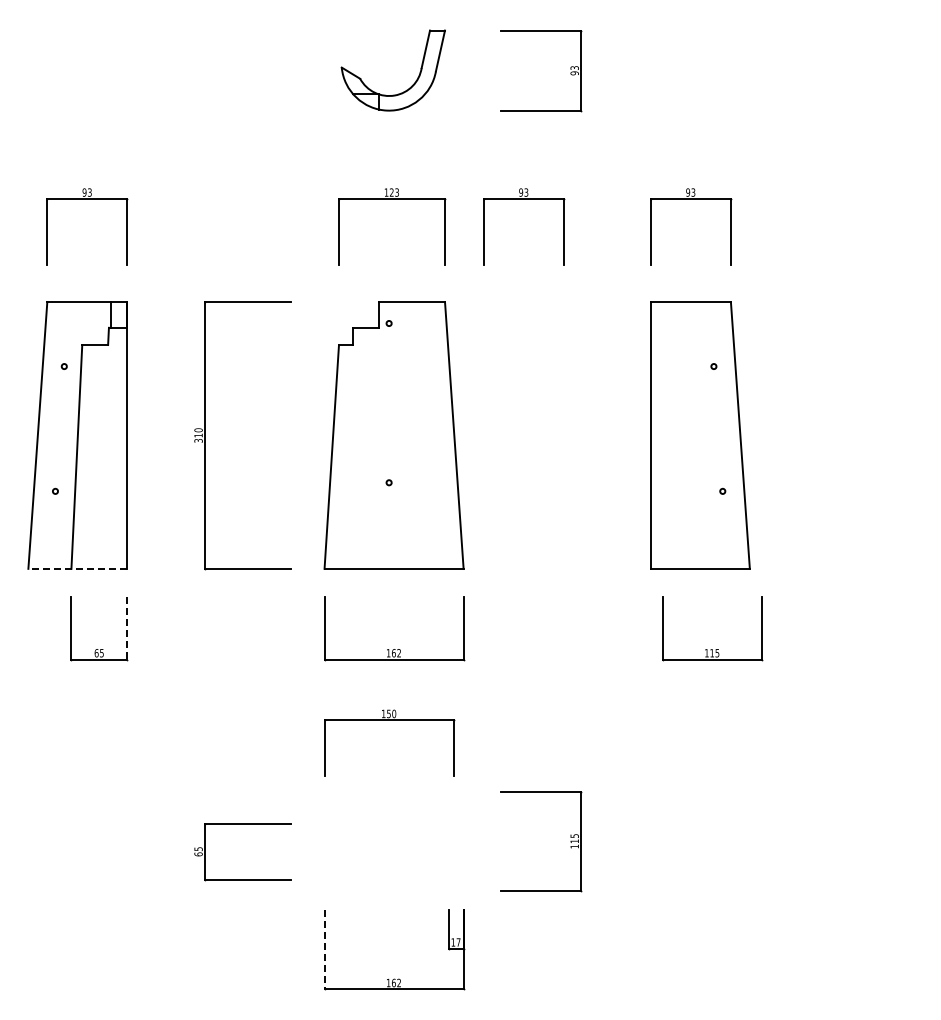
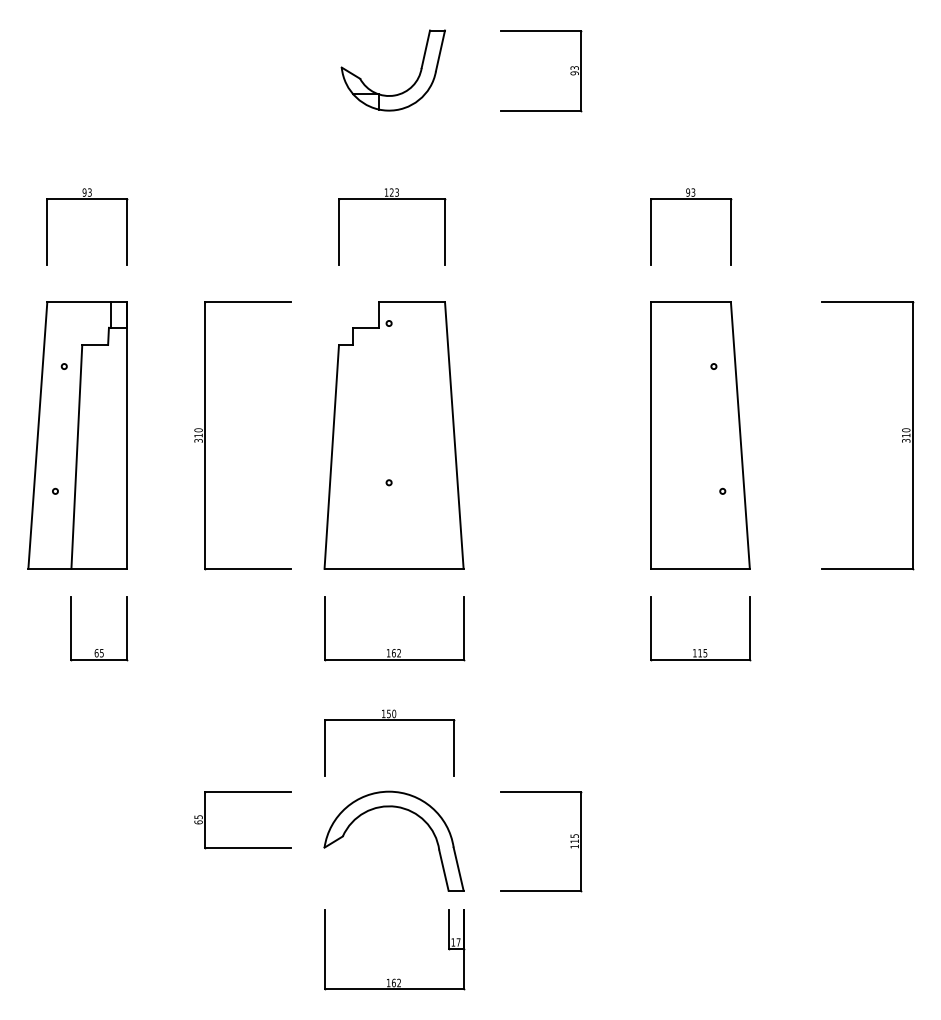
part: present -> none (524, 199)
part: none -> present (902, 435)
line: dashed -> solid (77, 568)
line: dashed -> solid (127, 628)
part position: (712, 649) -> (700, 649) (700, 649)
part: none -> present (402, 809)
part position: (242, 879) -> (242, 847) (242, 847)
line: dashed -> solid (324, 949)
